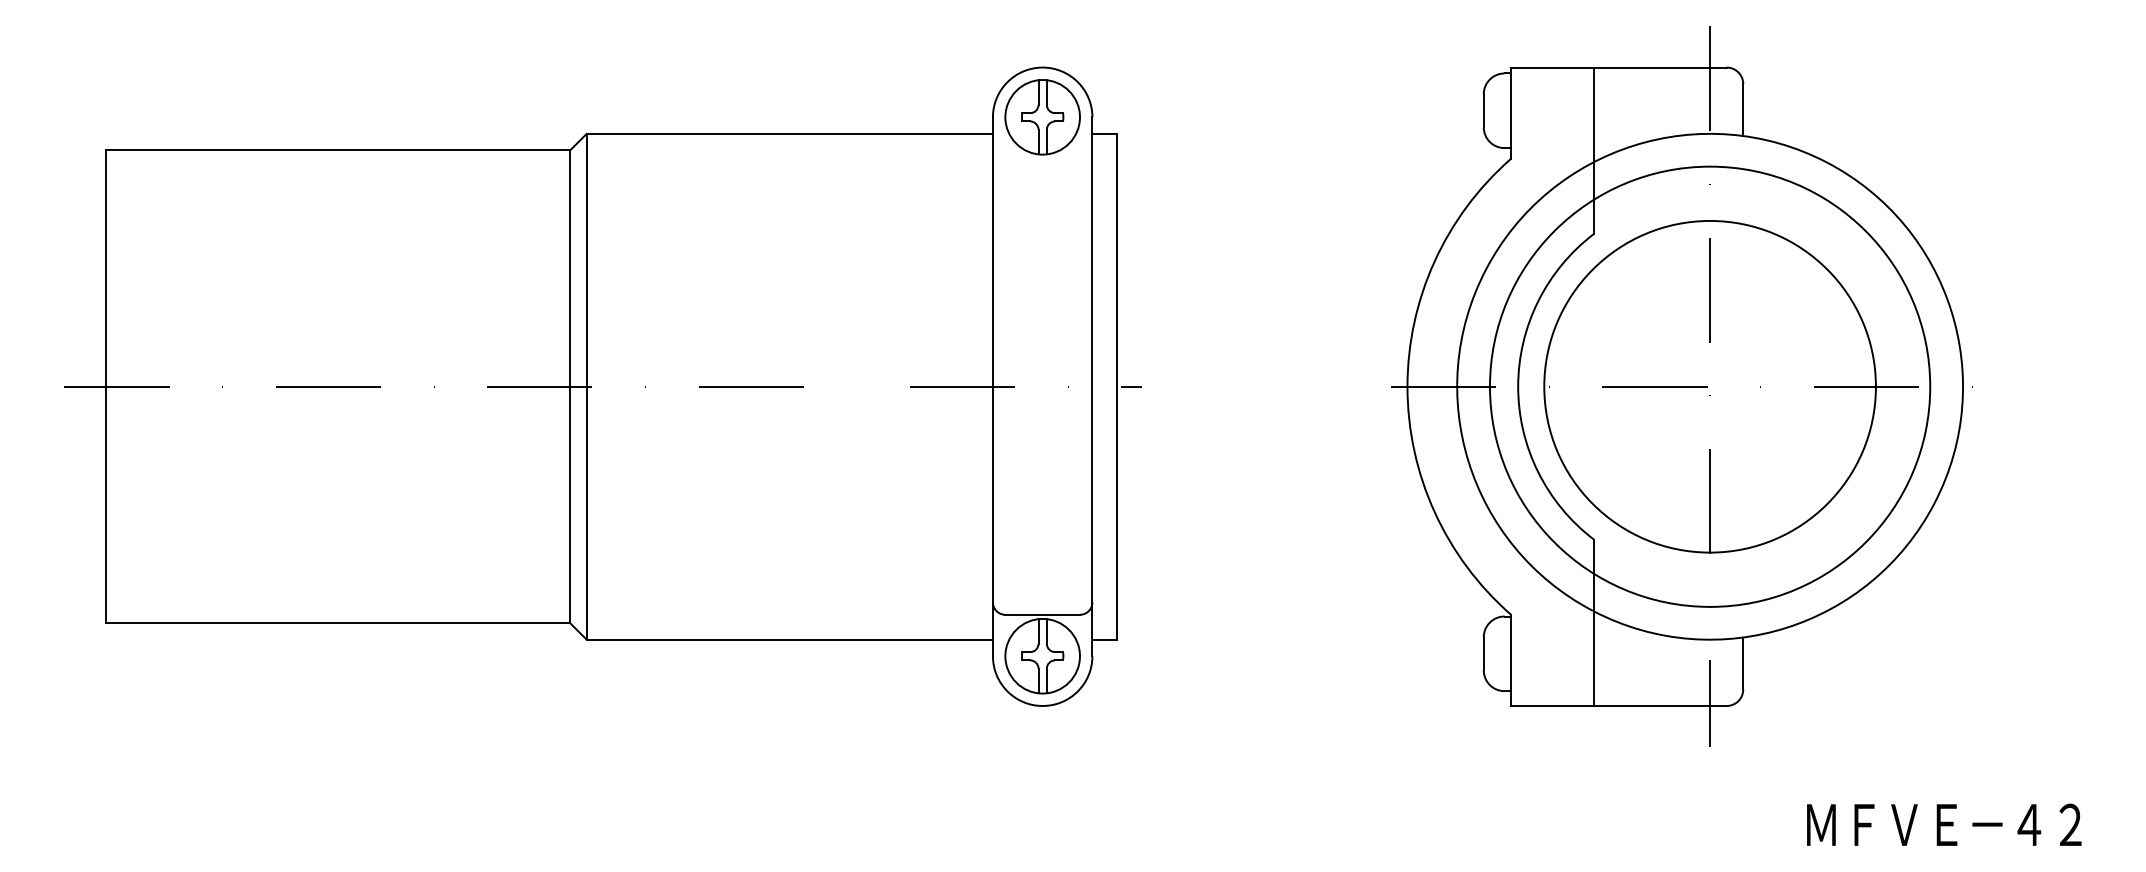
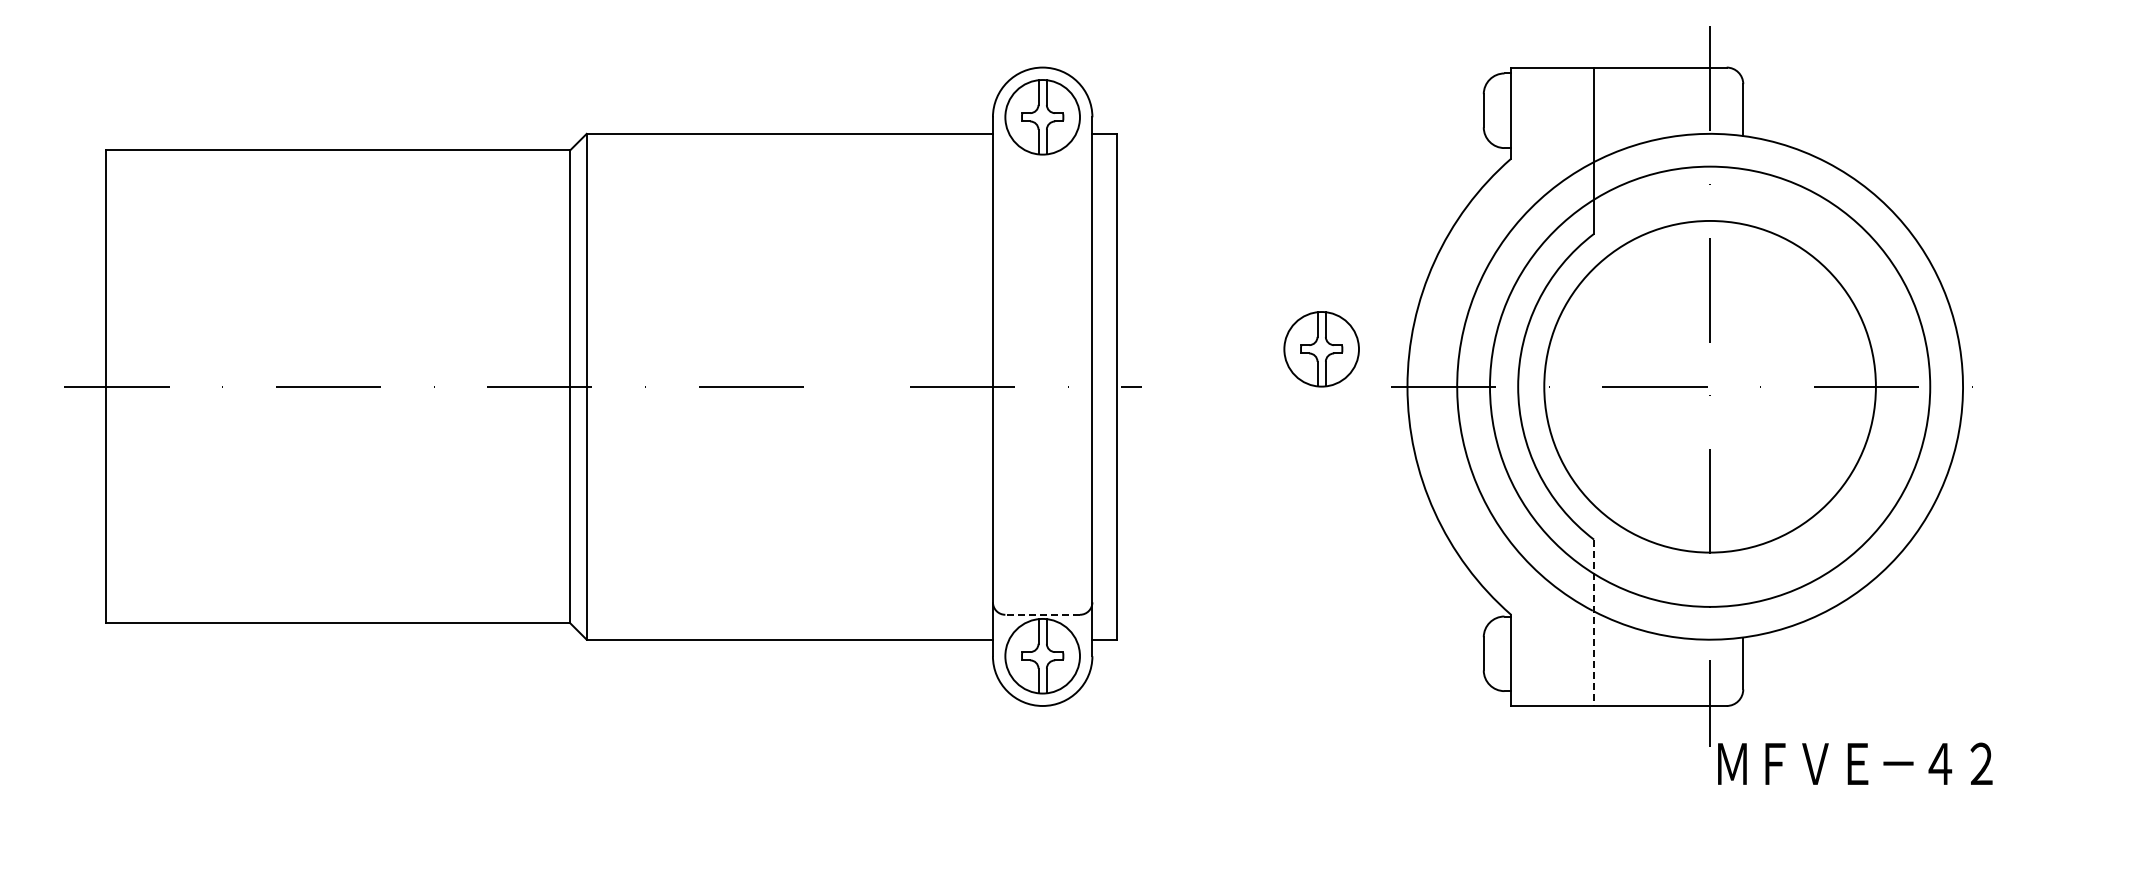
part: none -> present (1321, 349)
line: solid -> dashed (1042, 614)
line: solid -> dashed (1594, 623)
text position: (1944, 824) -> (1855, 763) (1855, 763)
